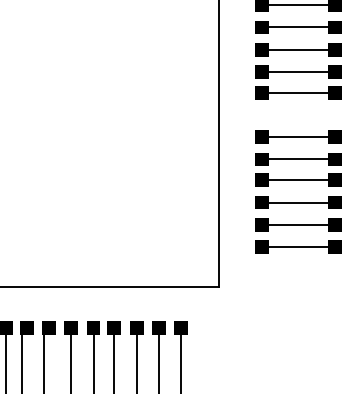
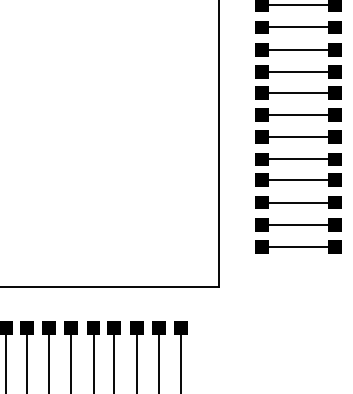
part: none -> present (298, 114)
line position: (21, 358) -> (26, 358) (26, 358)
line position: (44, 358) -> (49, 358) (49, 358)
